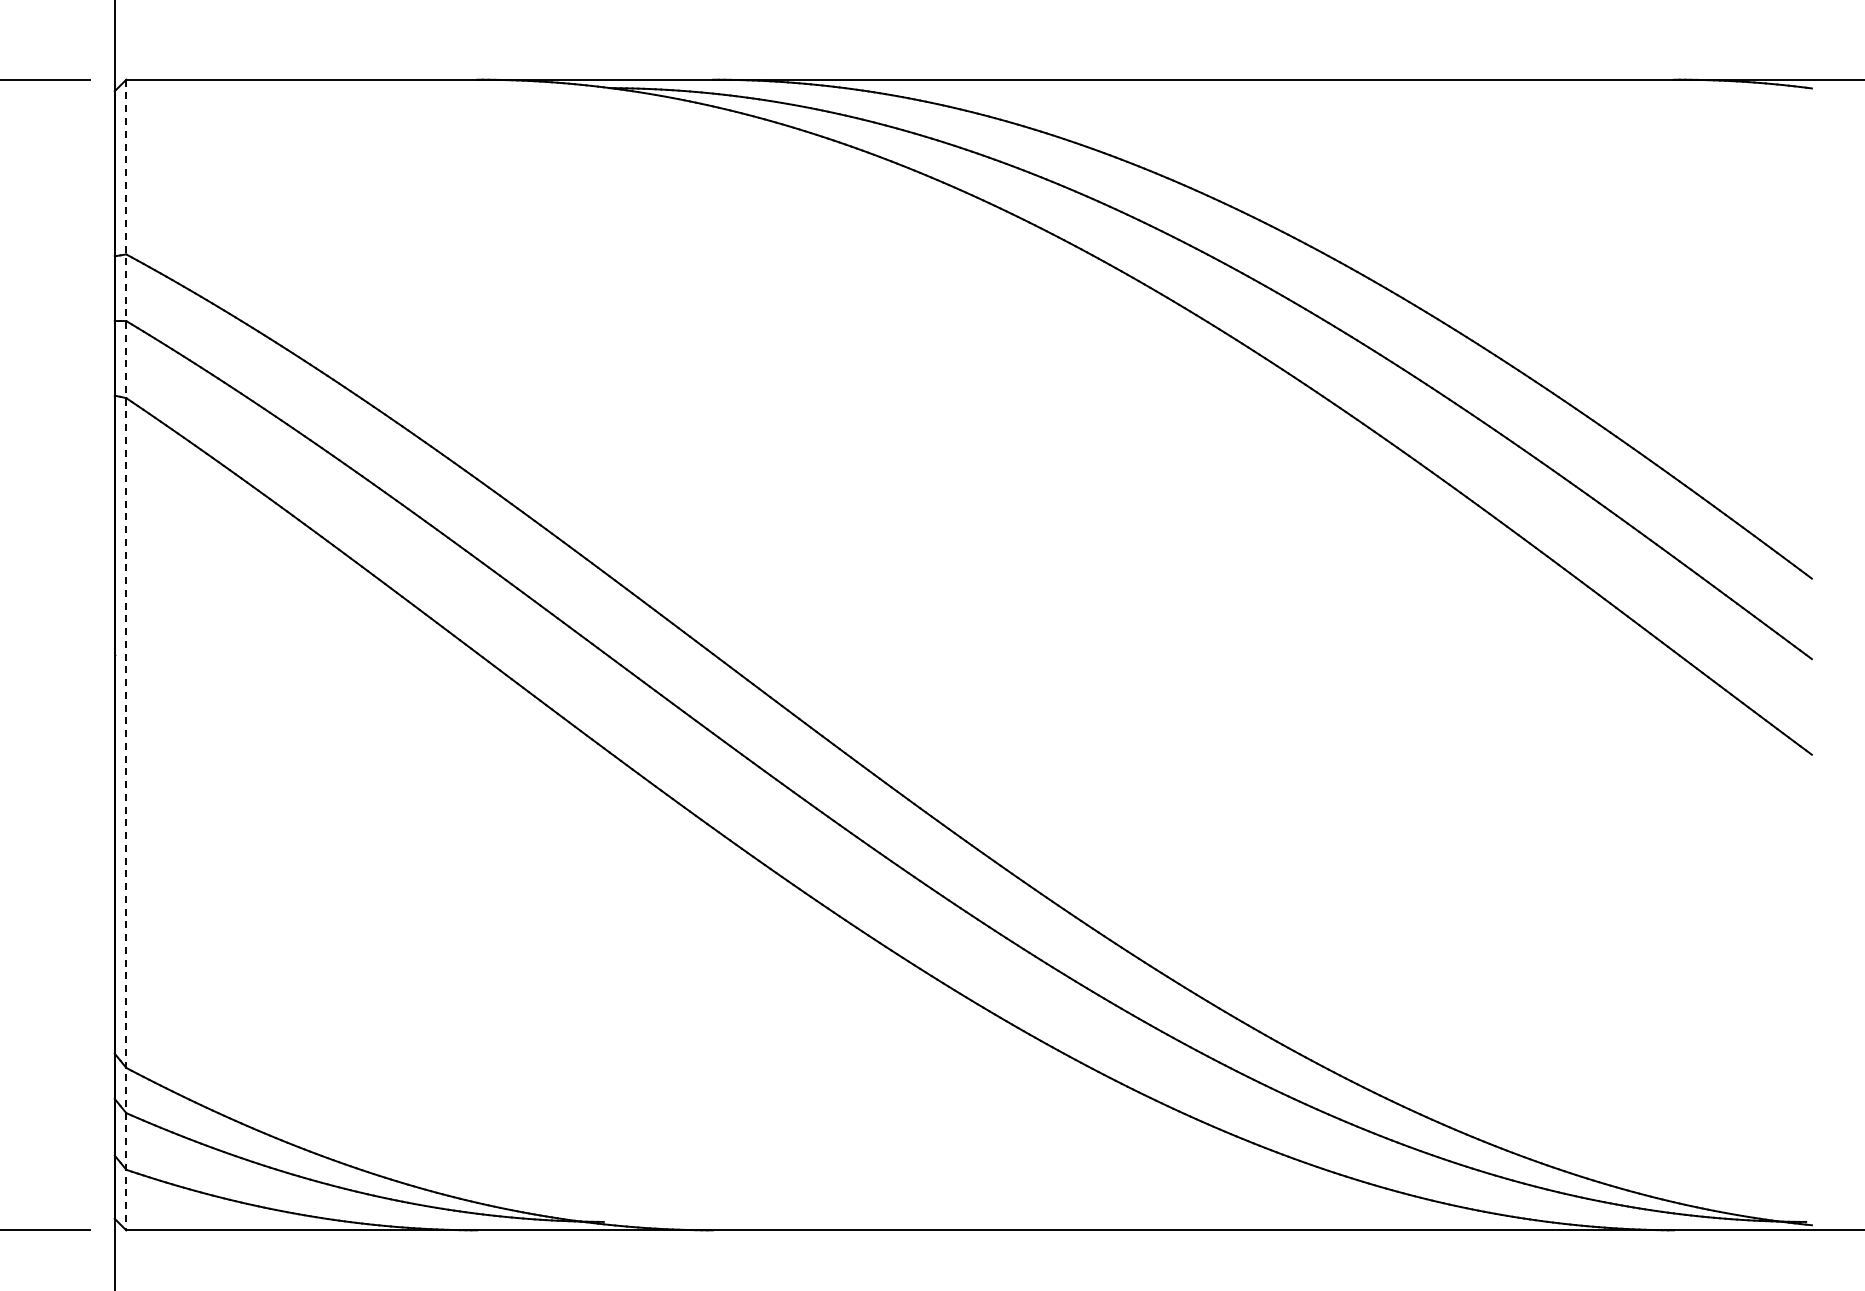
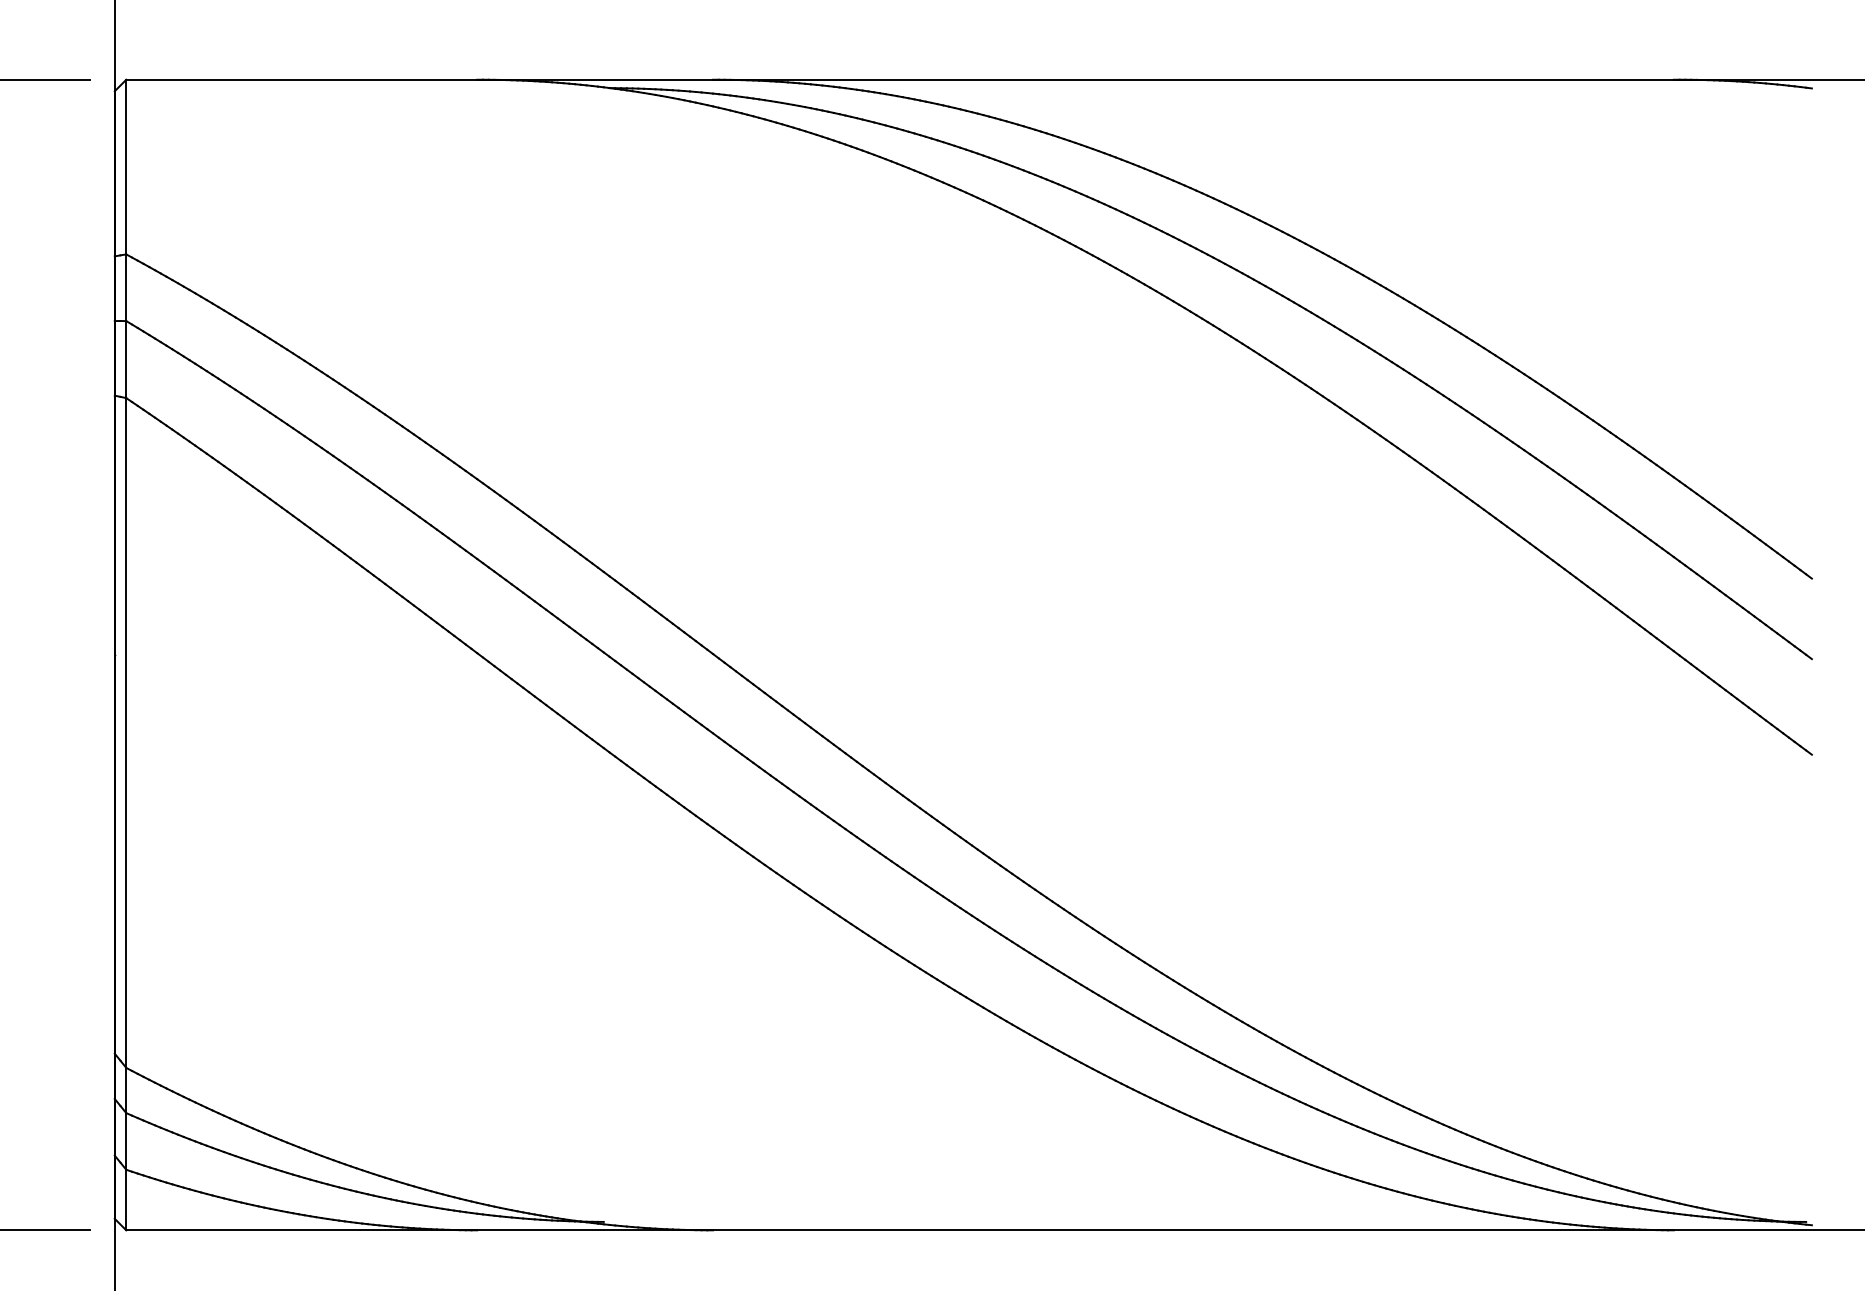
line: dashed -> solid (126, 655)
